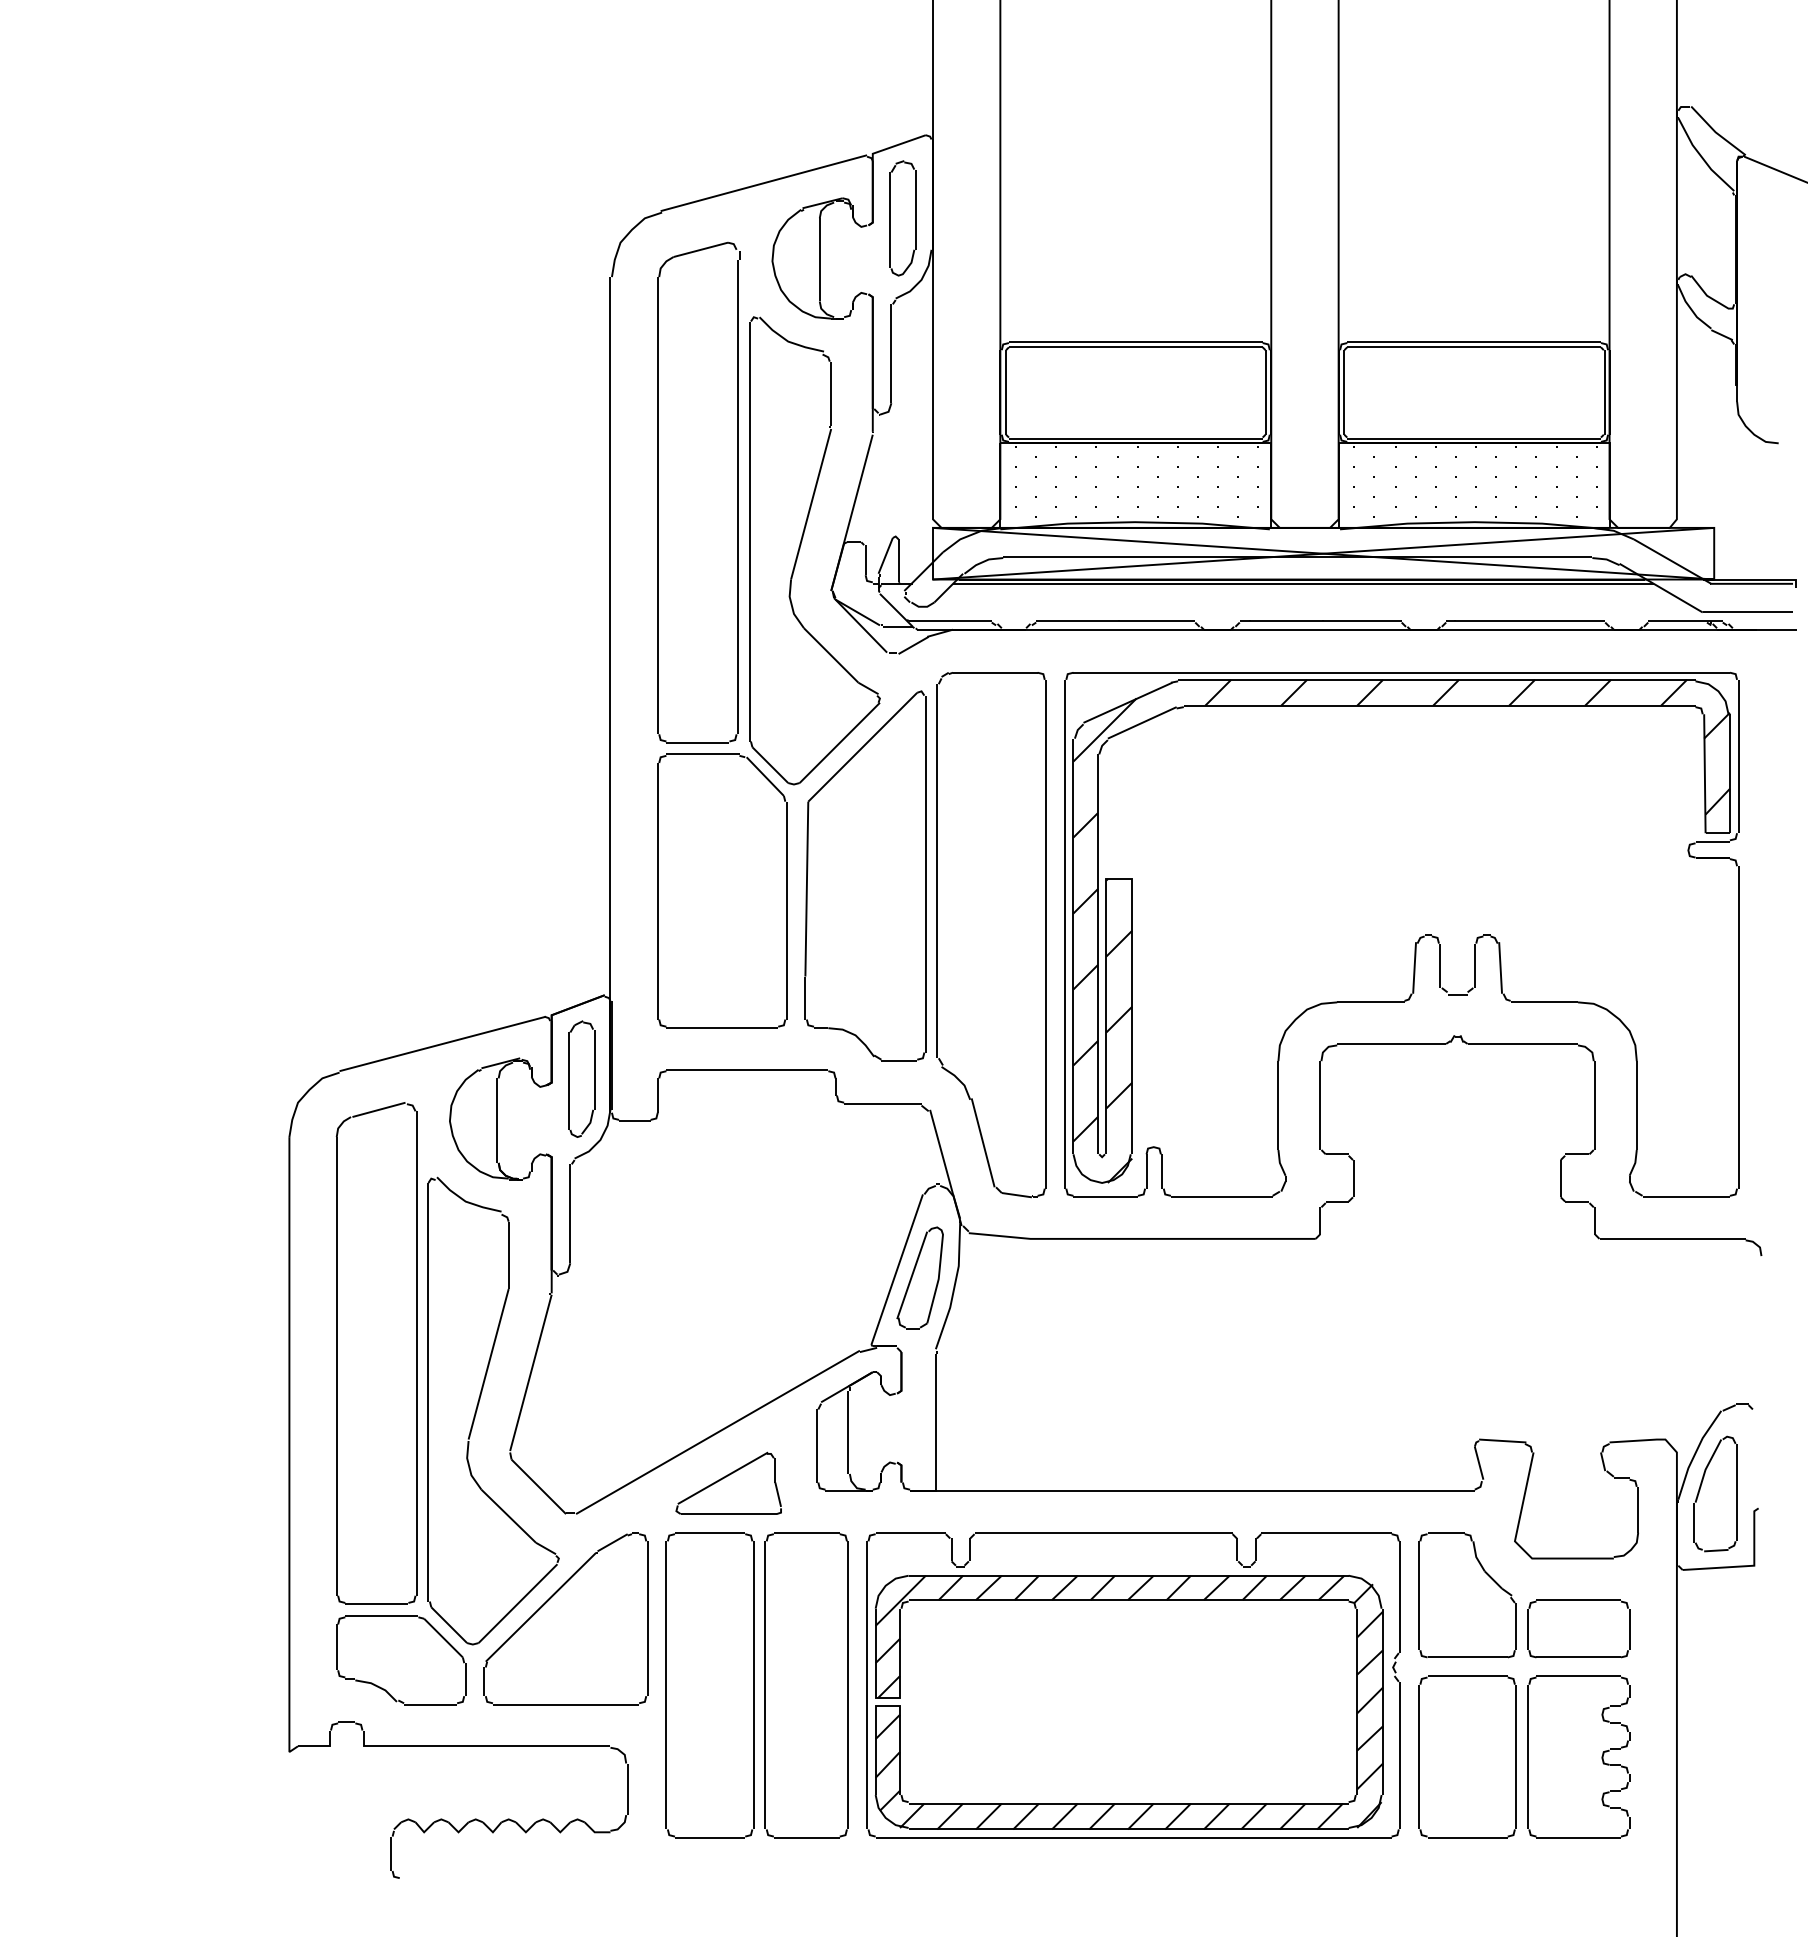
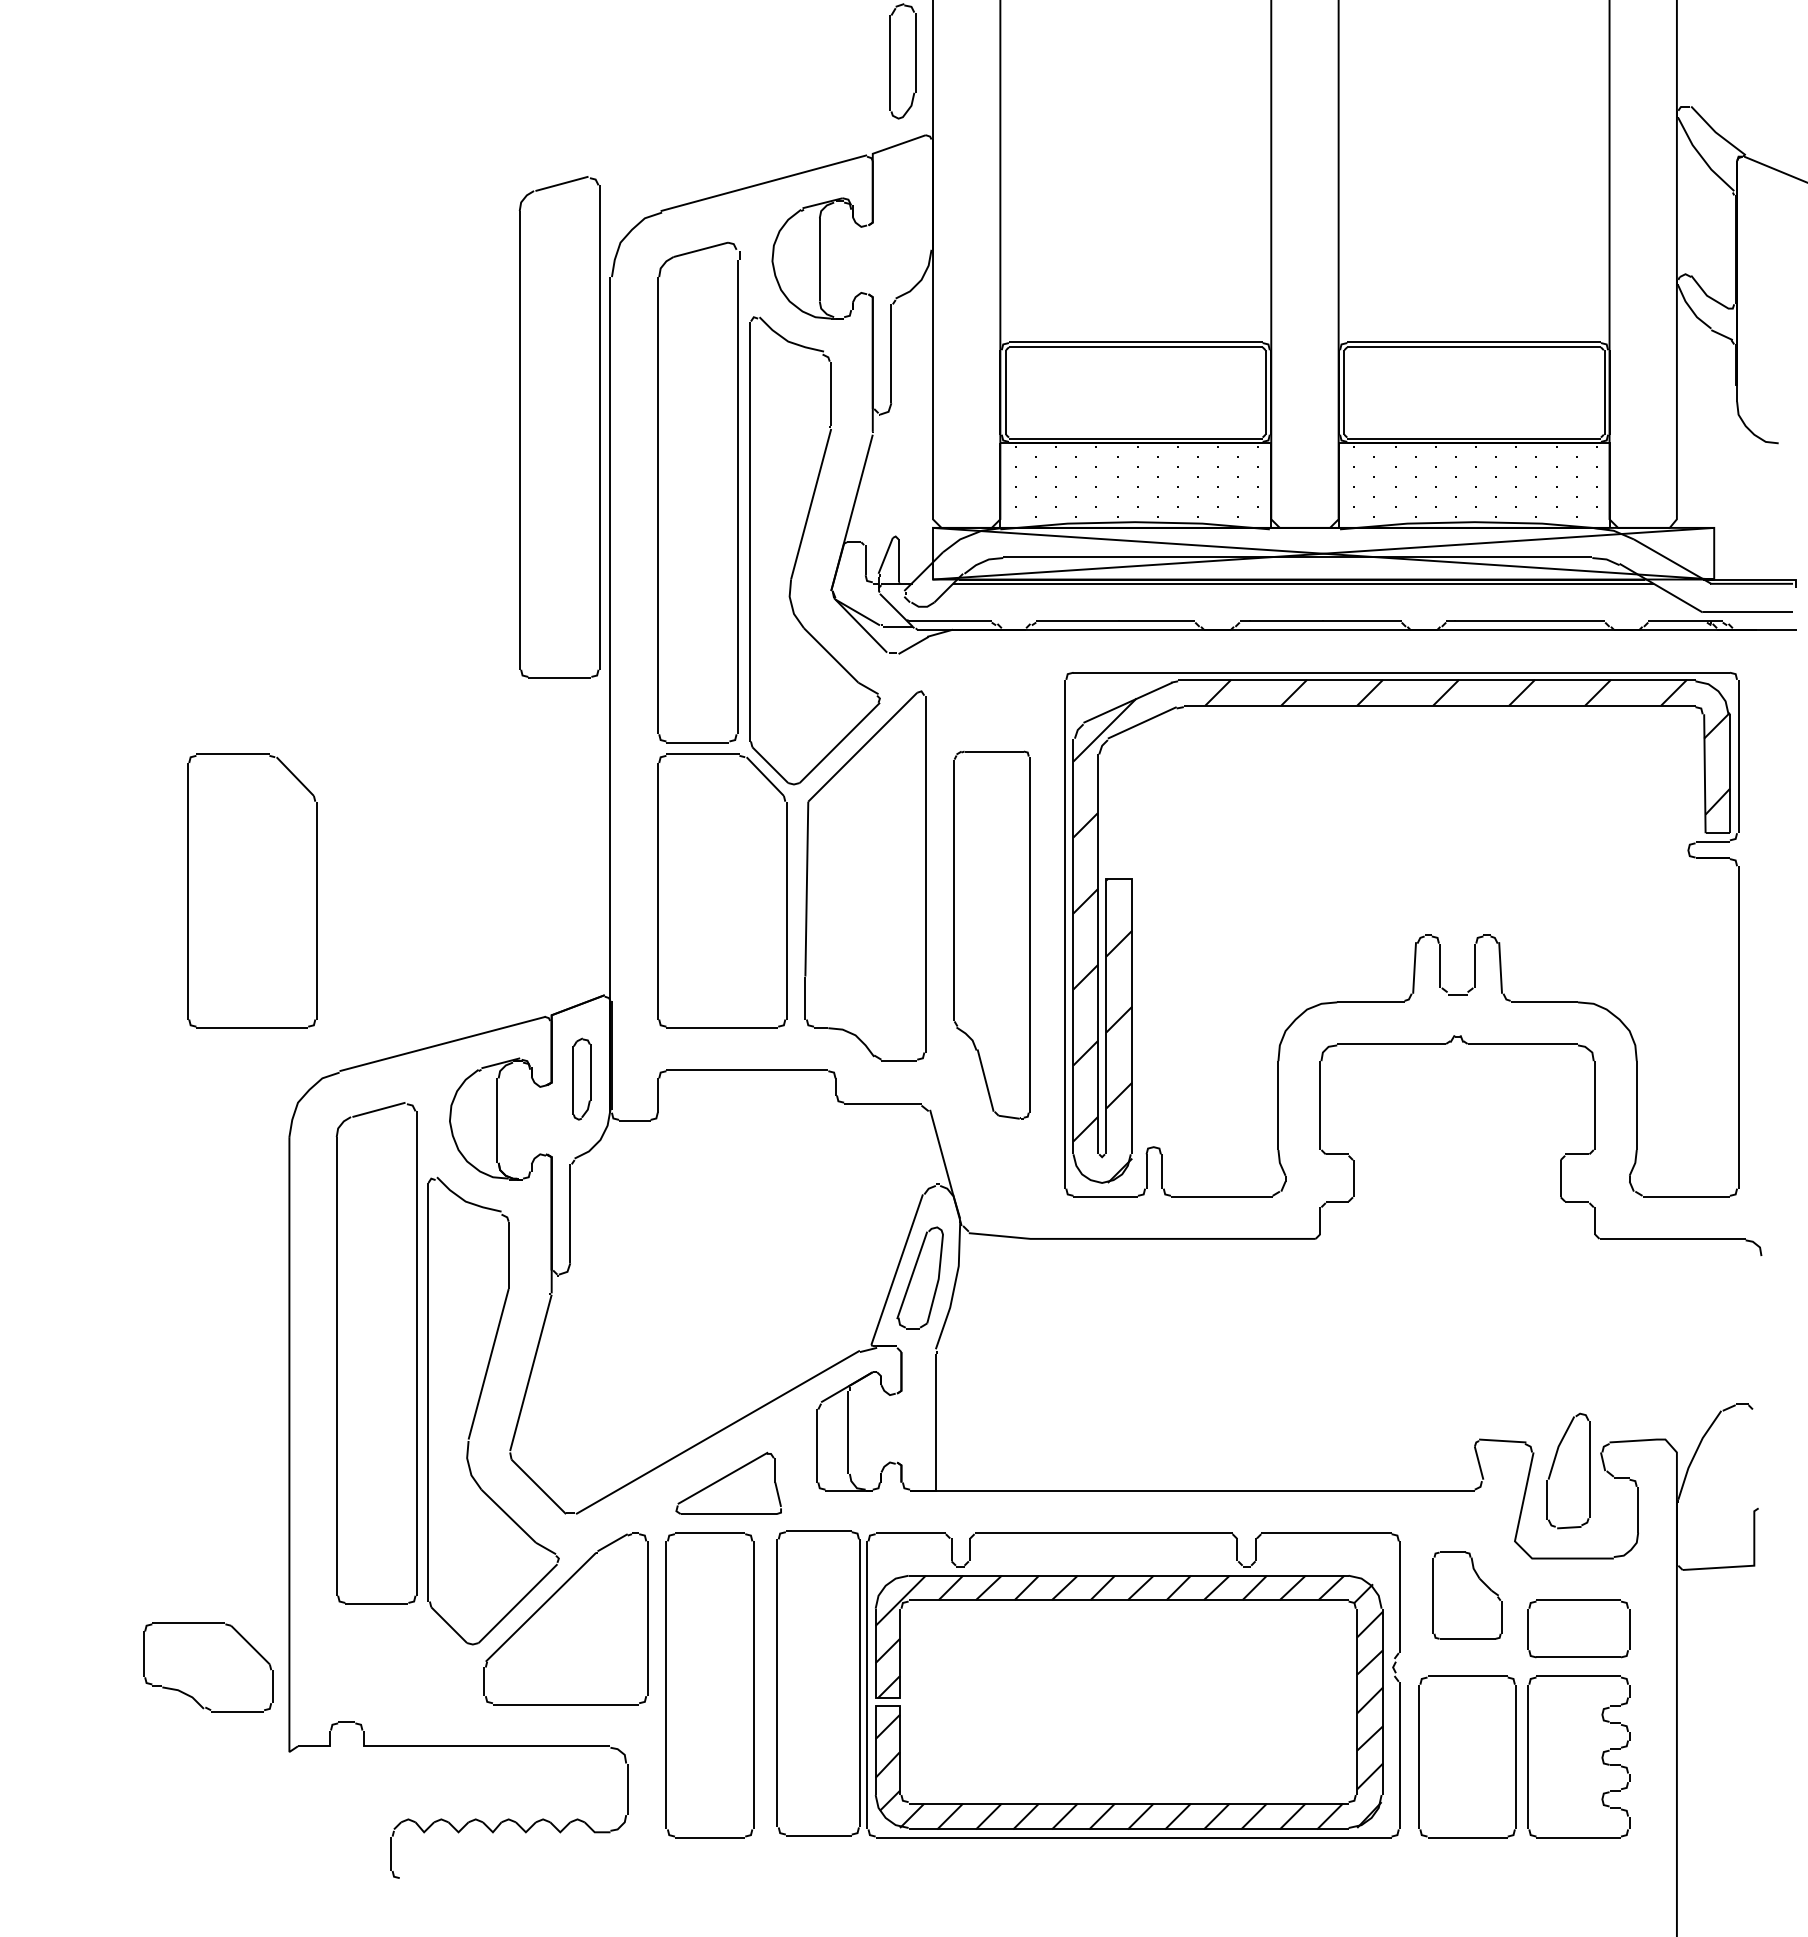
part position: (902, 218) -> (902, 61) (902, 61)
part: none -> present (559, 427)
part: none -> present (252, 890)
part size: 111x527 px -> 78x370 px (991, 934)
part size: 28x118 px -> 20x84 px (581, 1078)
part position: (1701, 1487) -> (1554, 1464) (1554, 1464)
part size: 99x127 px -> 71x89 px (1467, 1595)
part position: (401, 1660) -> (208, 1667) (208, 1667)
part position: (806, 1685) -> (818, 1683) (818, 1683)
